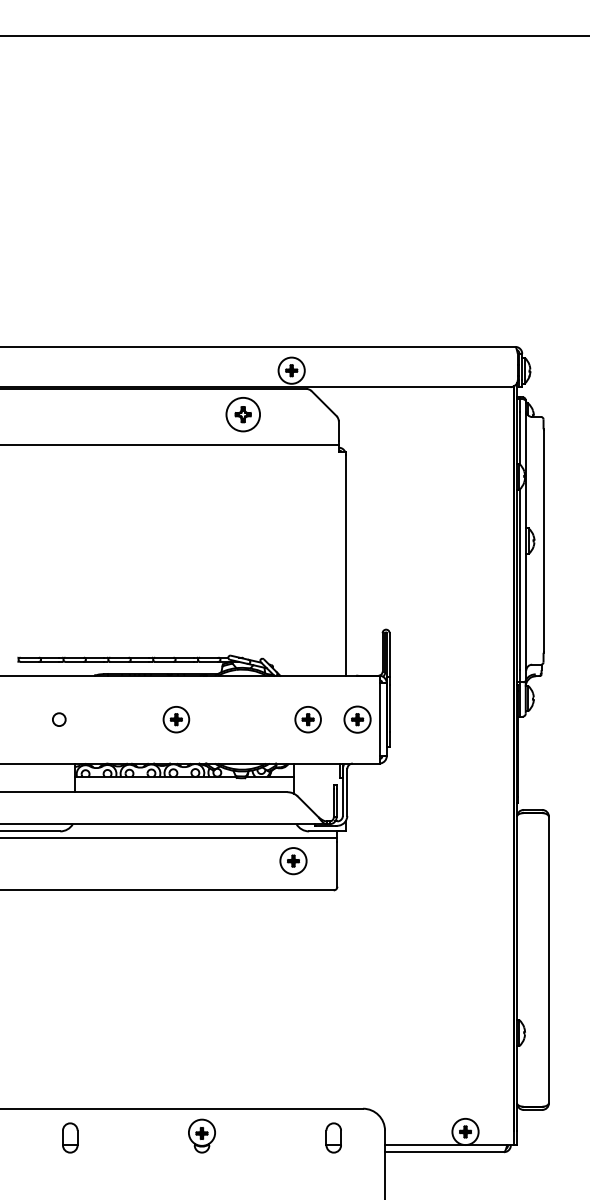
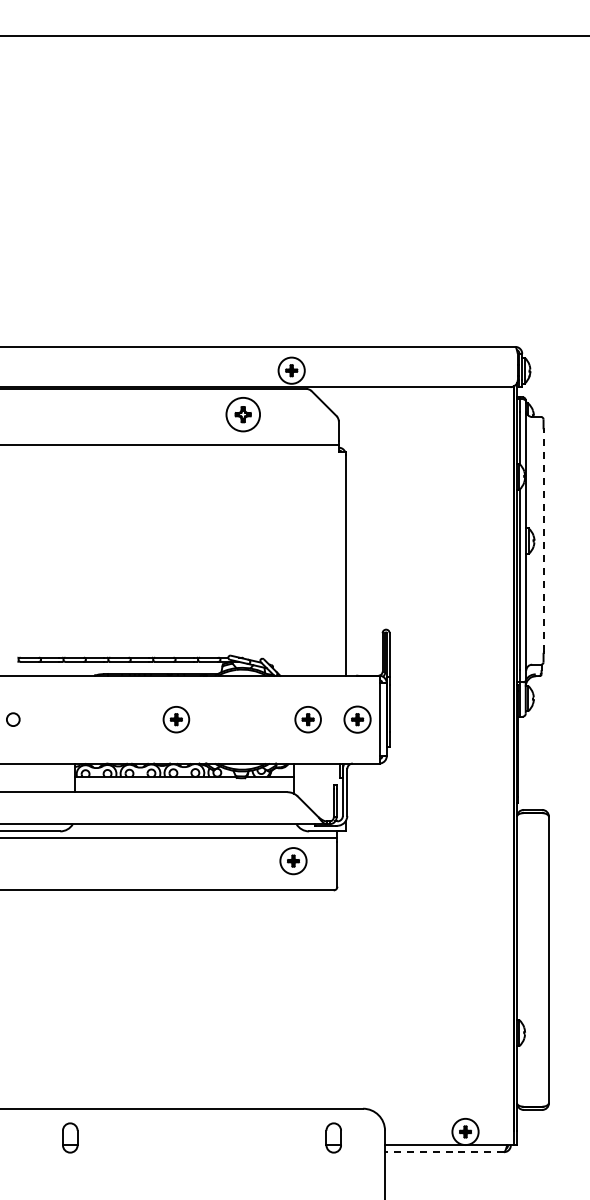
line: solid -> dashed (543, 540)
circle position: (59, 719) -> (13, 719) (13, 719)
part: present -> none (201, 1135)
line: solid -> dashed (444, 1152)
